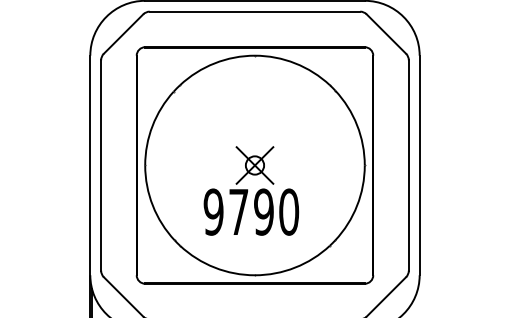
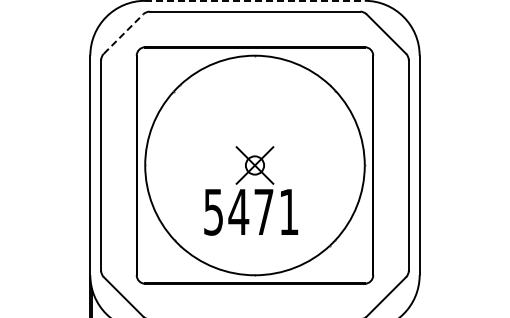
line: solid -> dashed (255, 0)
line: solid -> dashed (123, 34)
text: 9790 -> 5471 (251, 211)
